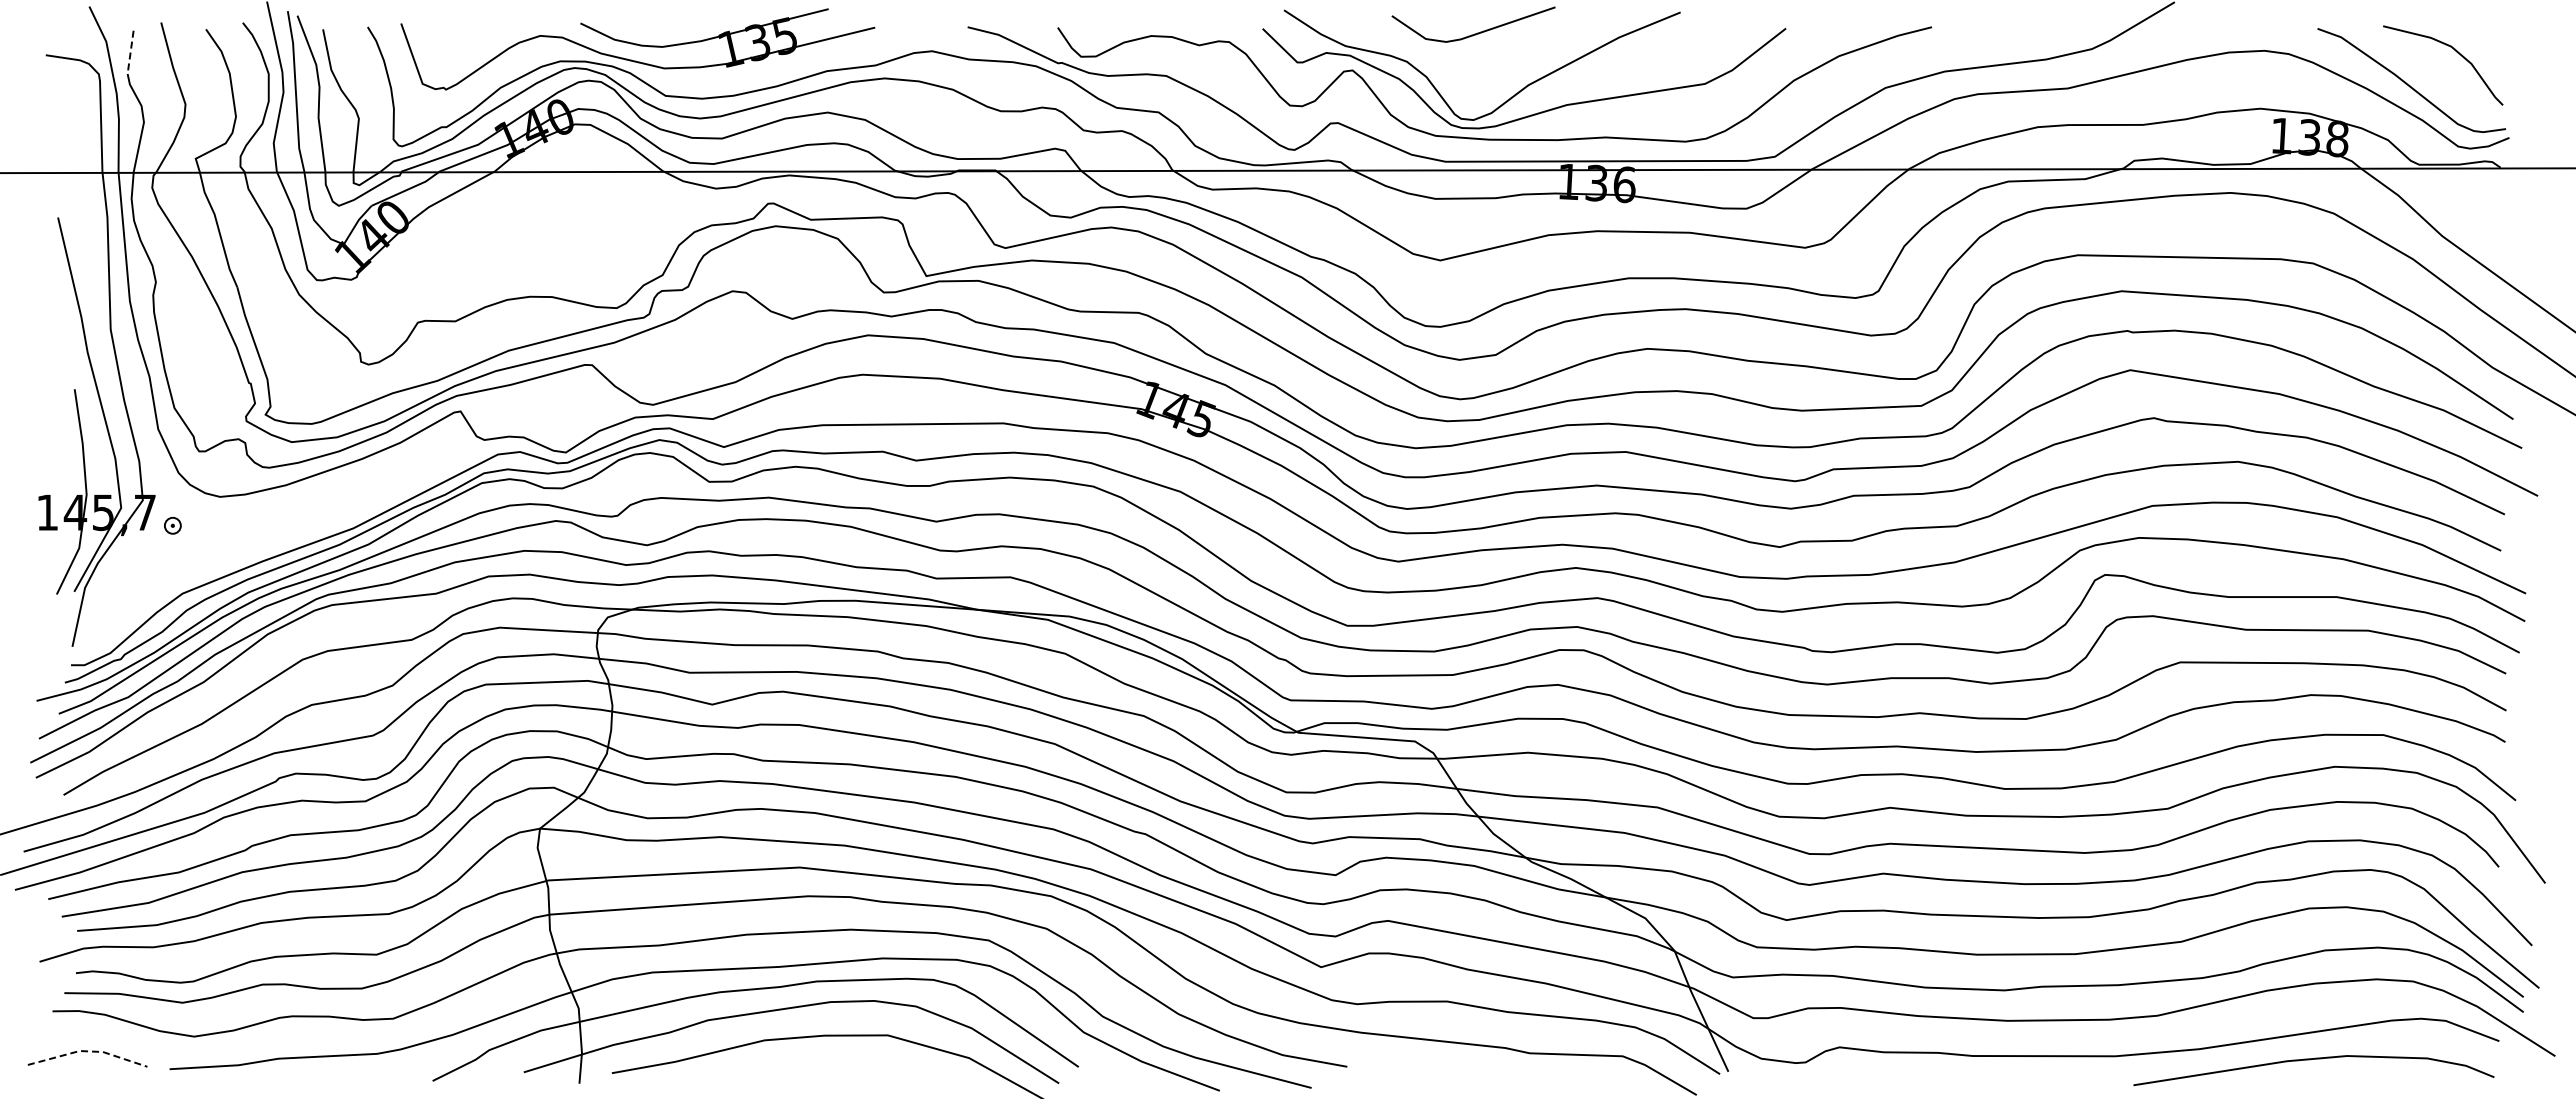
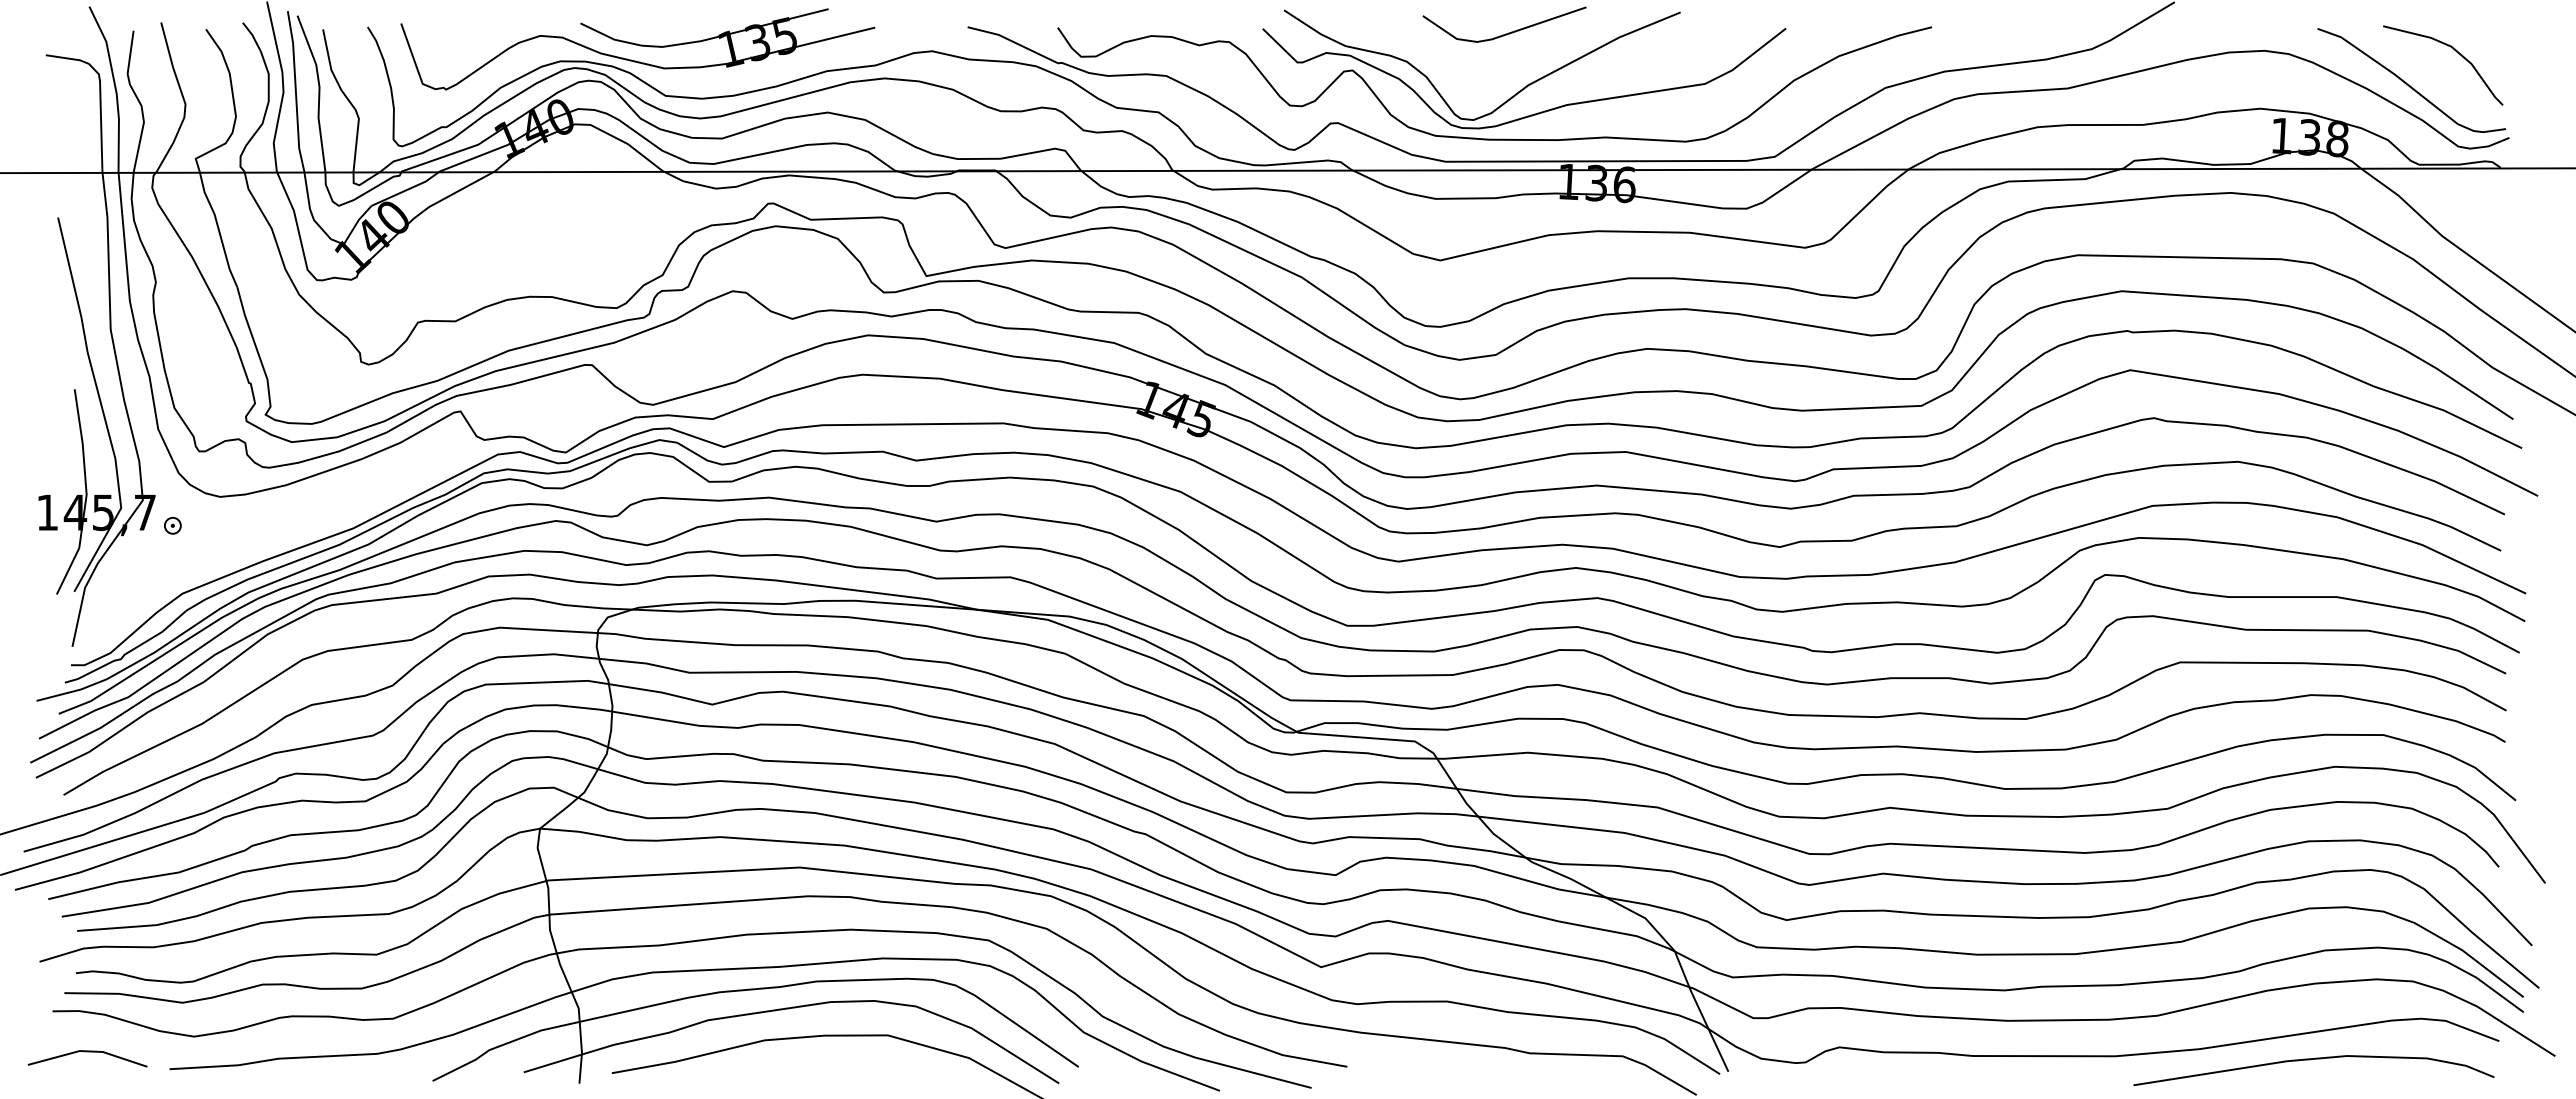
line position: (1477, 32) -> (1508, 32) (1508, 32)
line: dashed -> solid (130, 52)
line: dashed -> solid (88, 1051)
